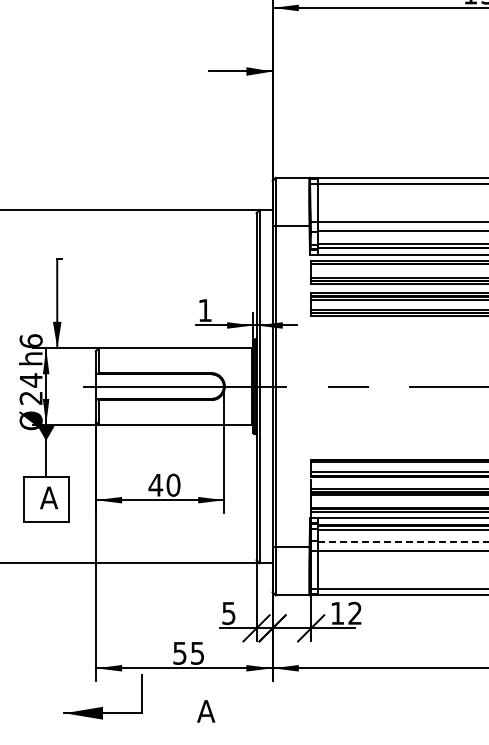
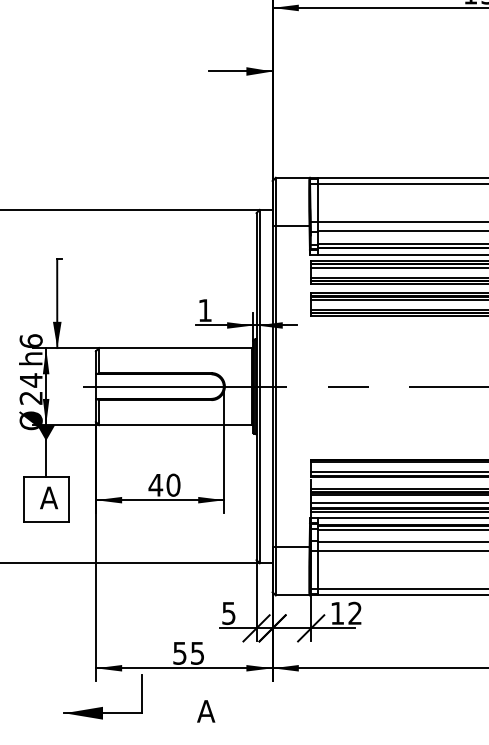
line: none -> present (398, 267)
line: none -> present (398, 502)
line: dashed -> solid (403, 542)
